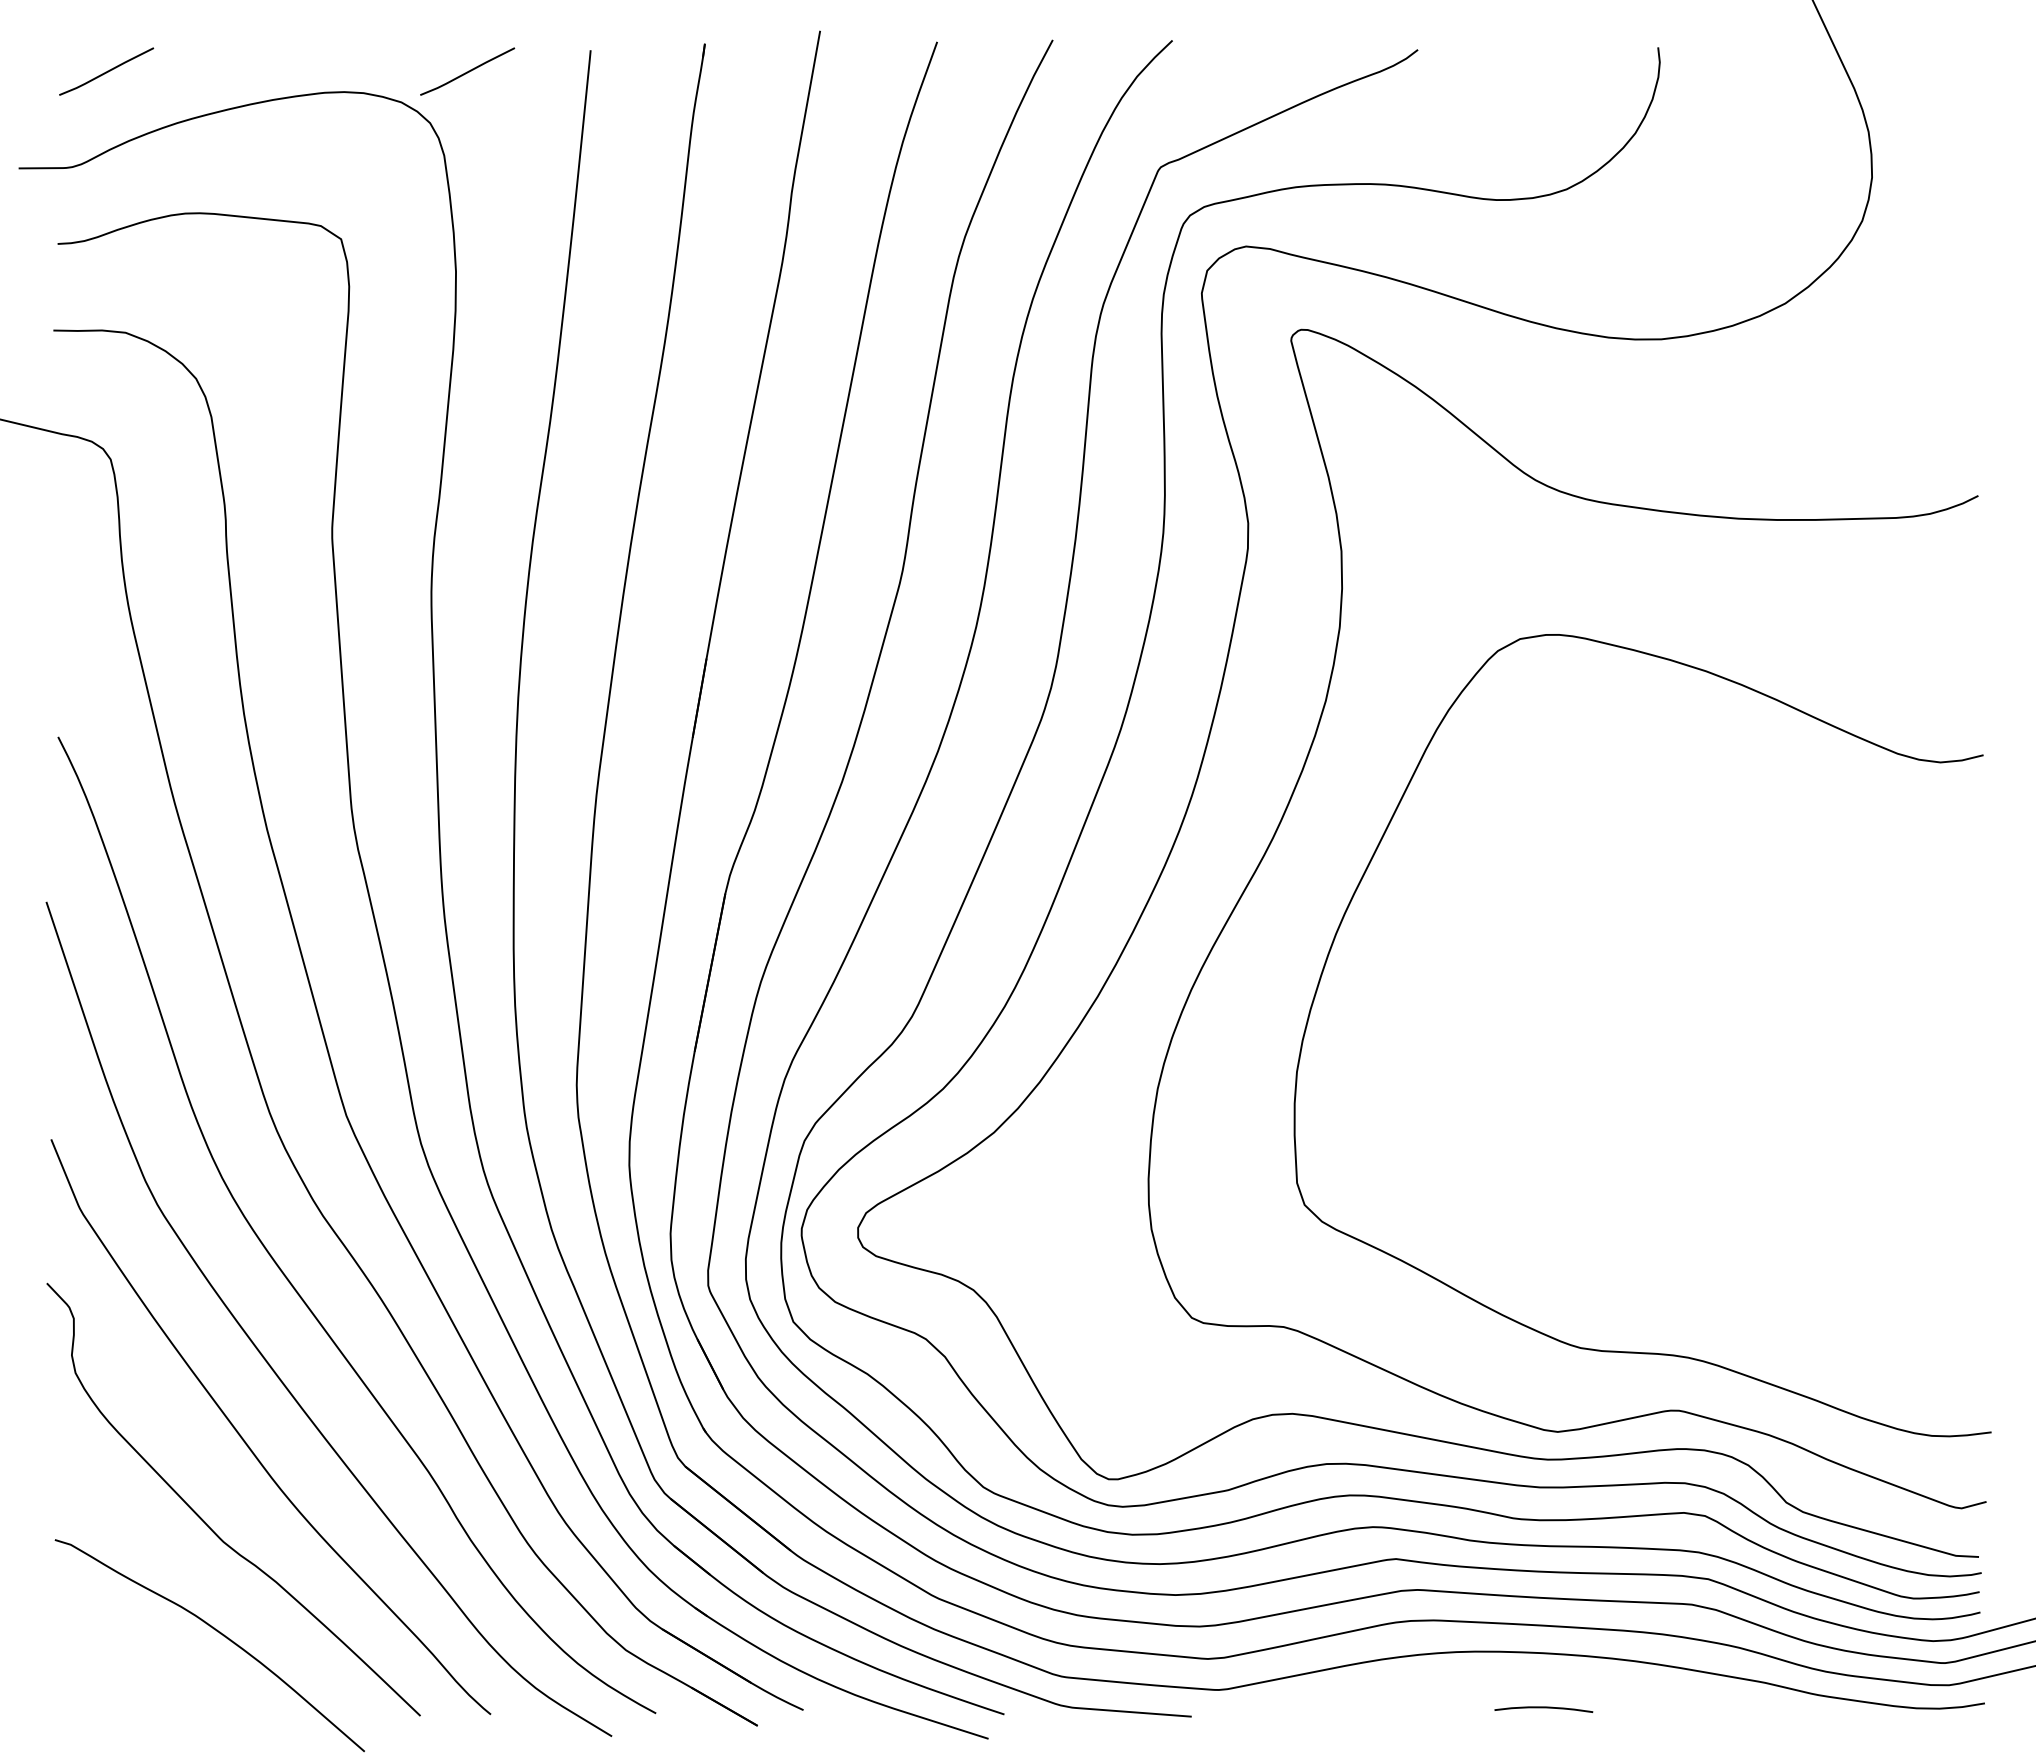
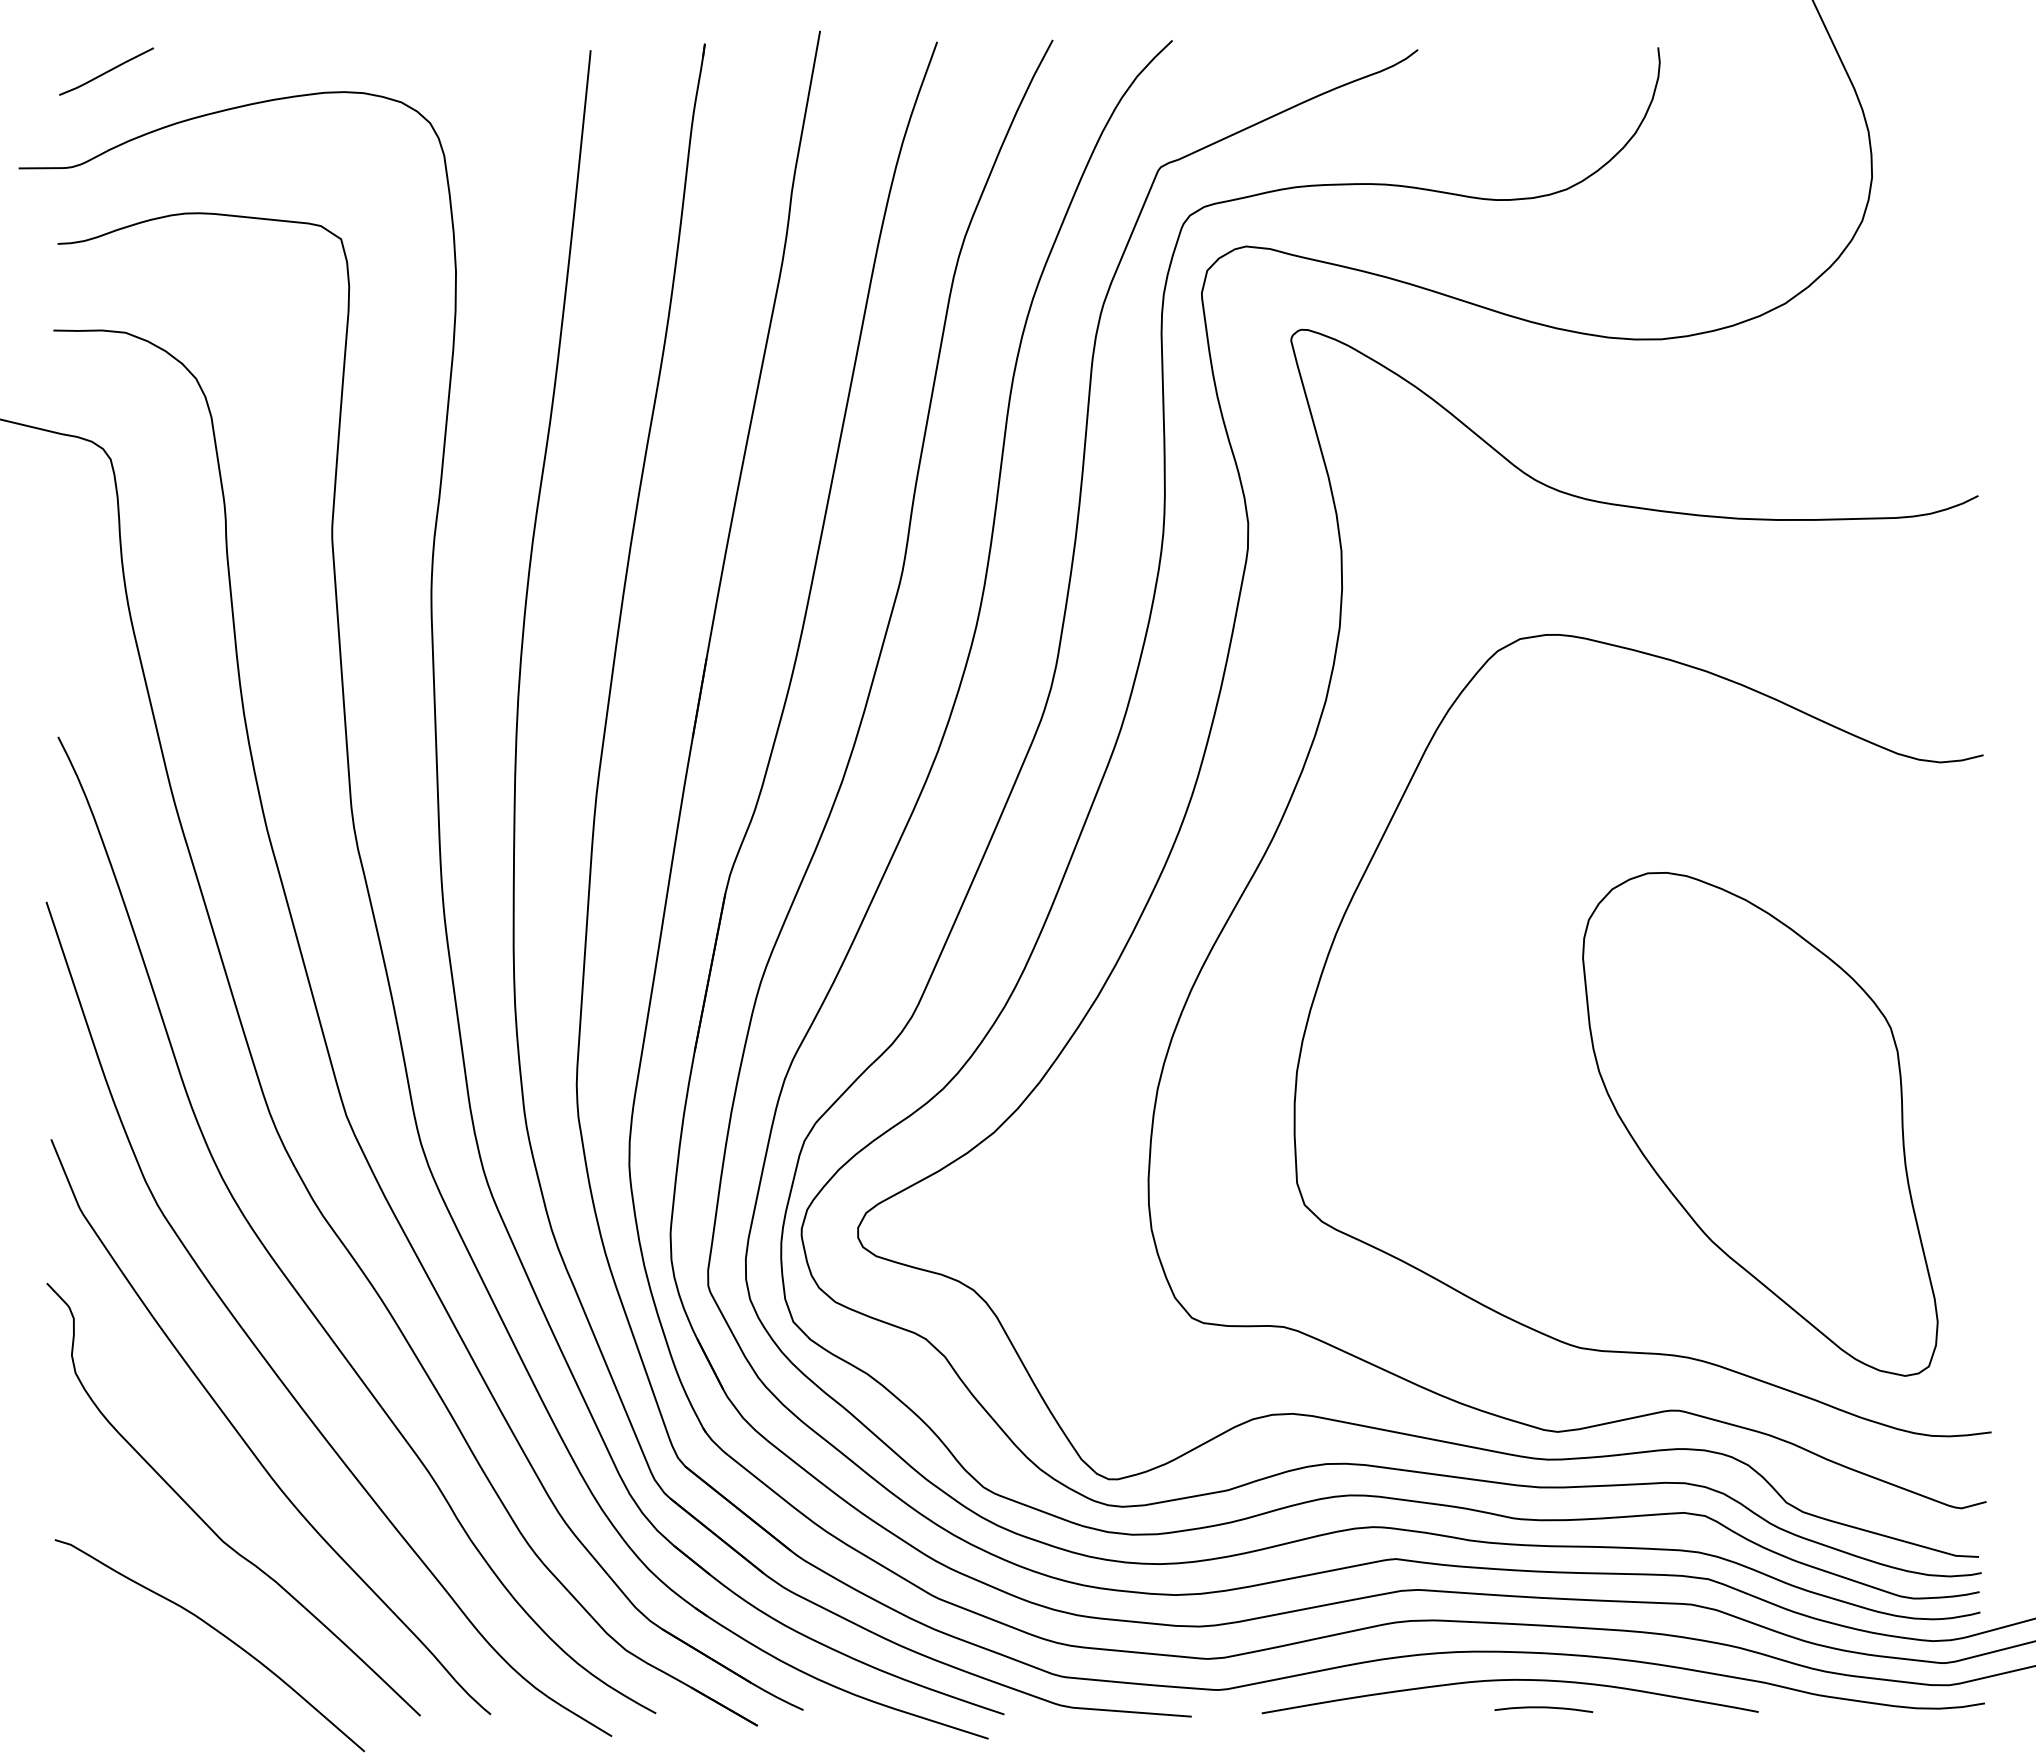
line: present -> none (467, 71)
part: none -> present (1760, 1124)
curve: none -> present (1509, 1680)
